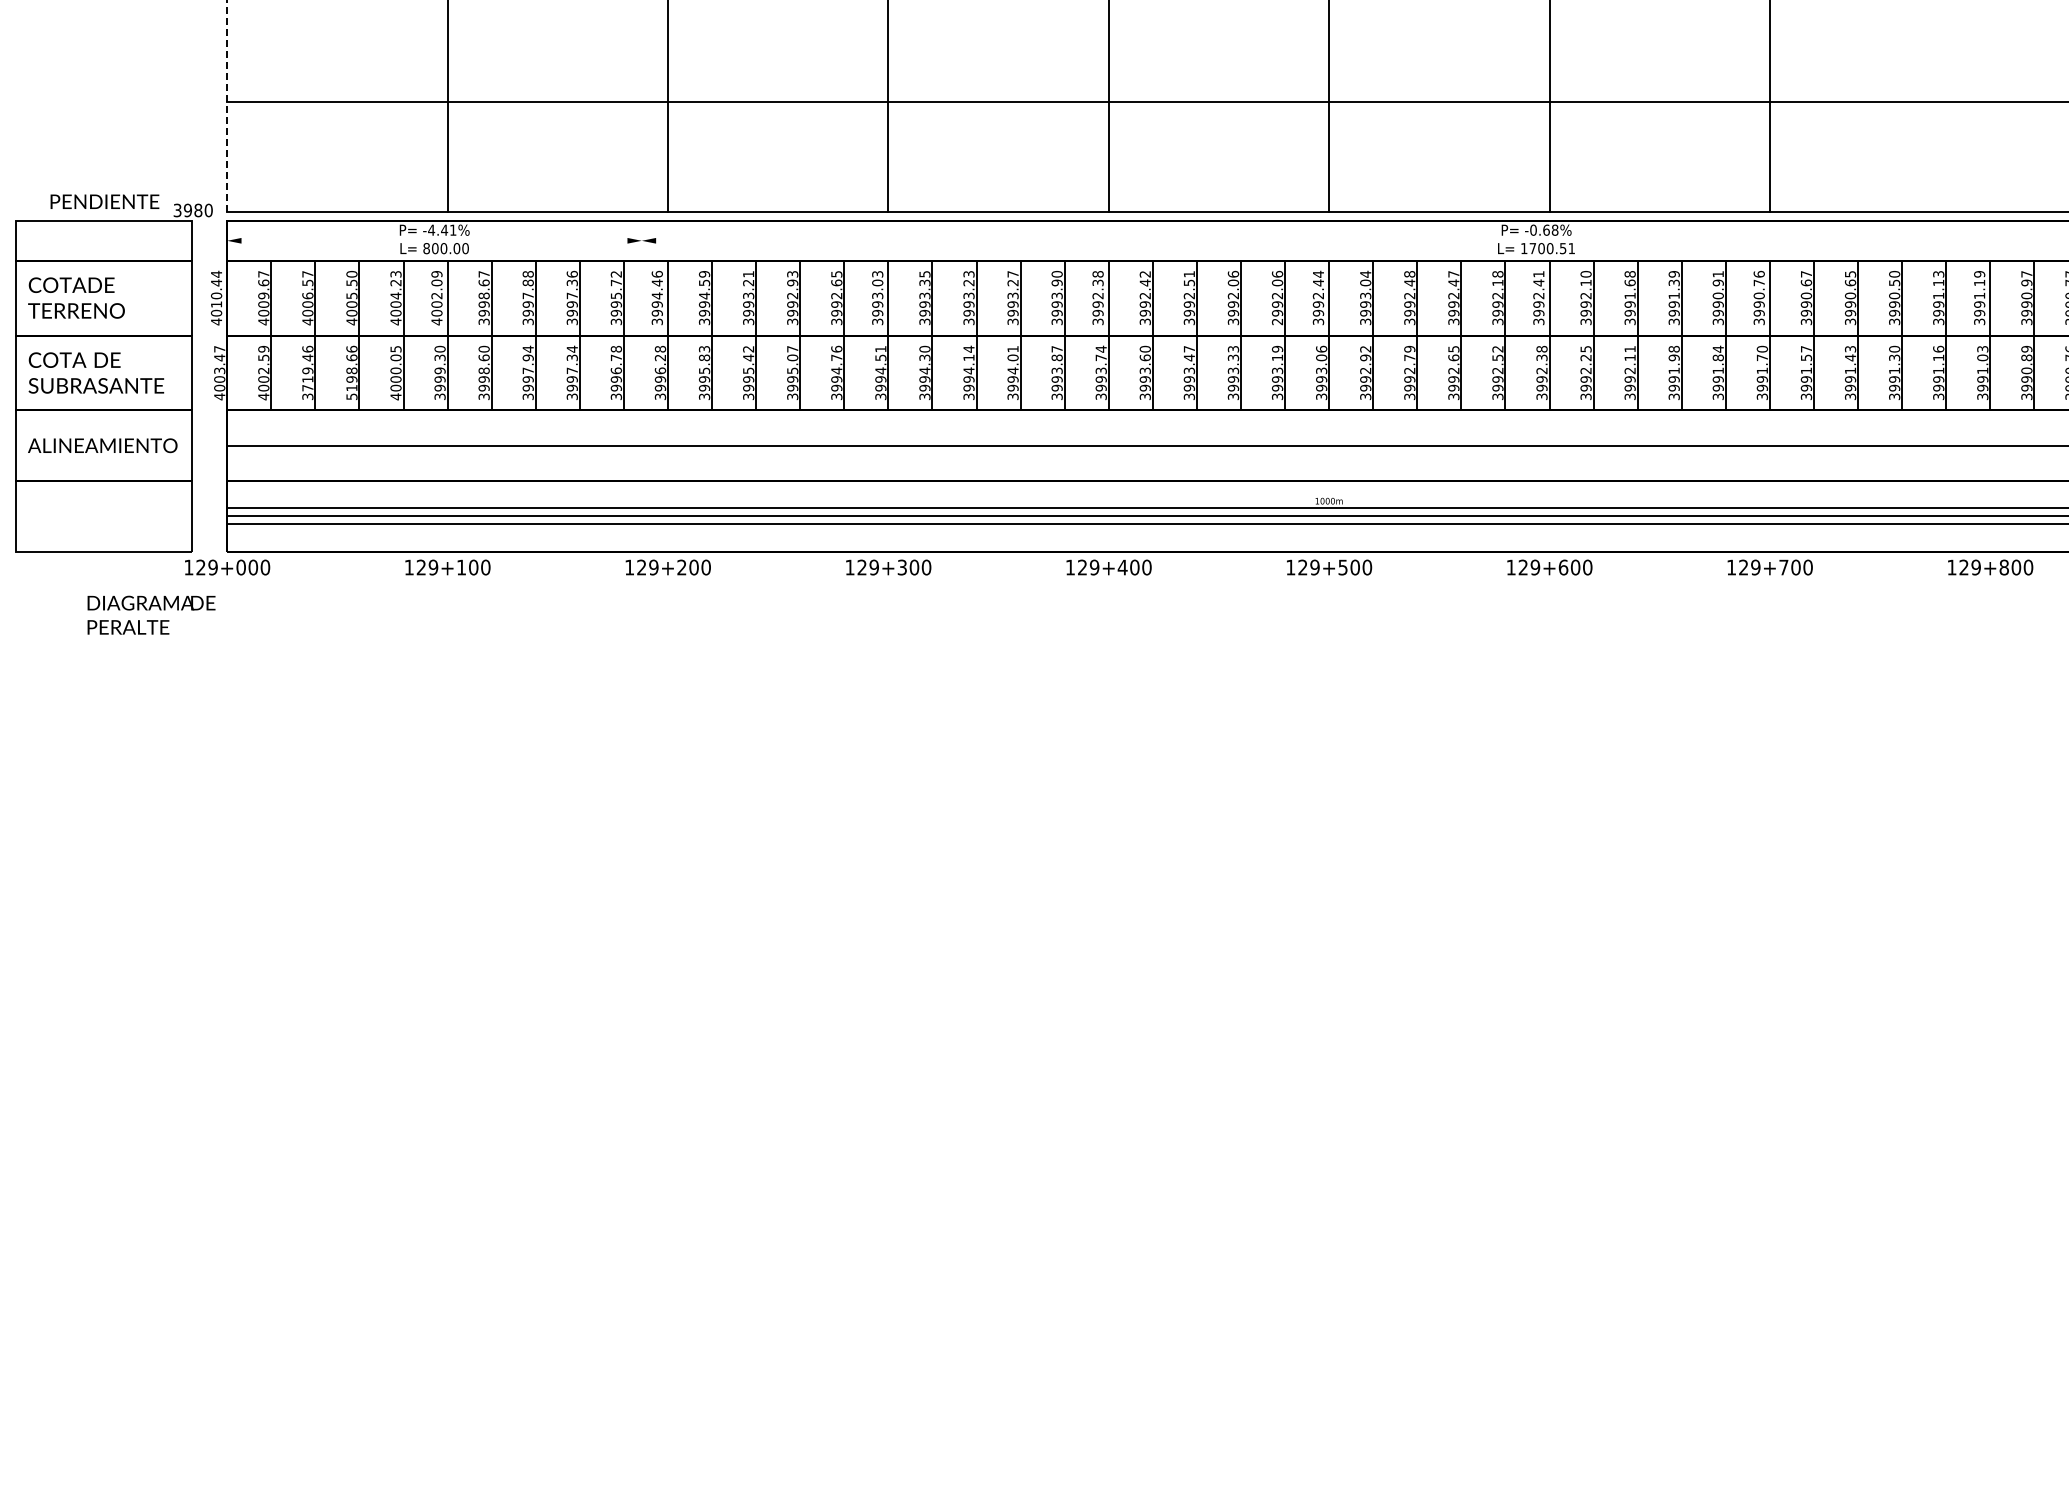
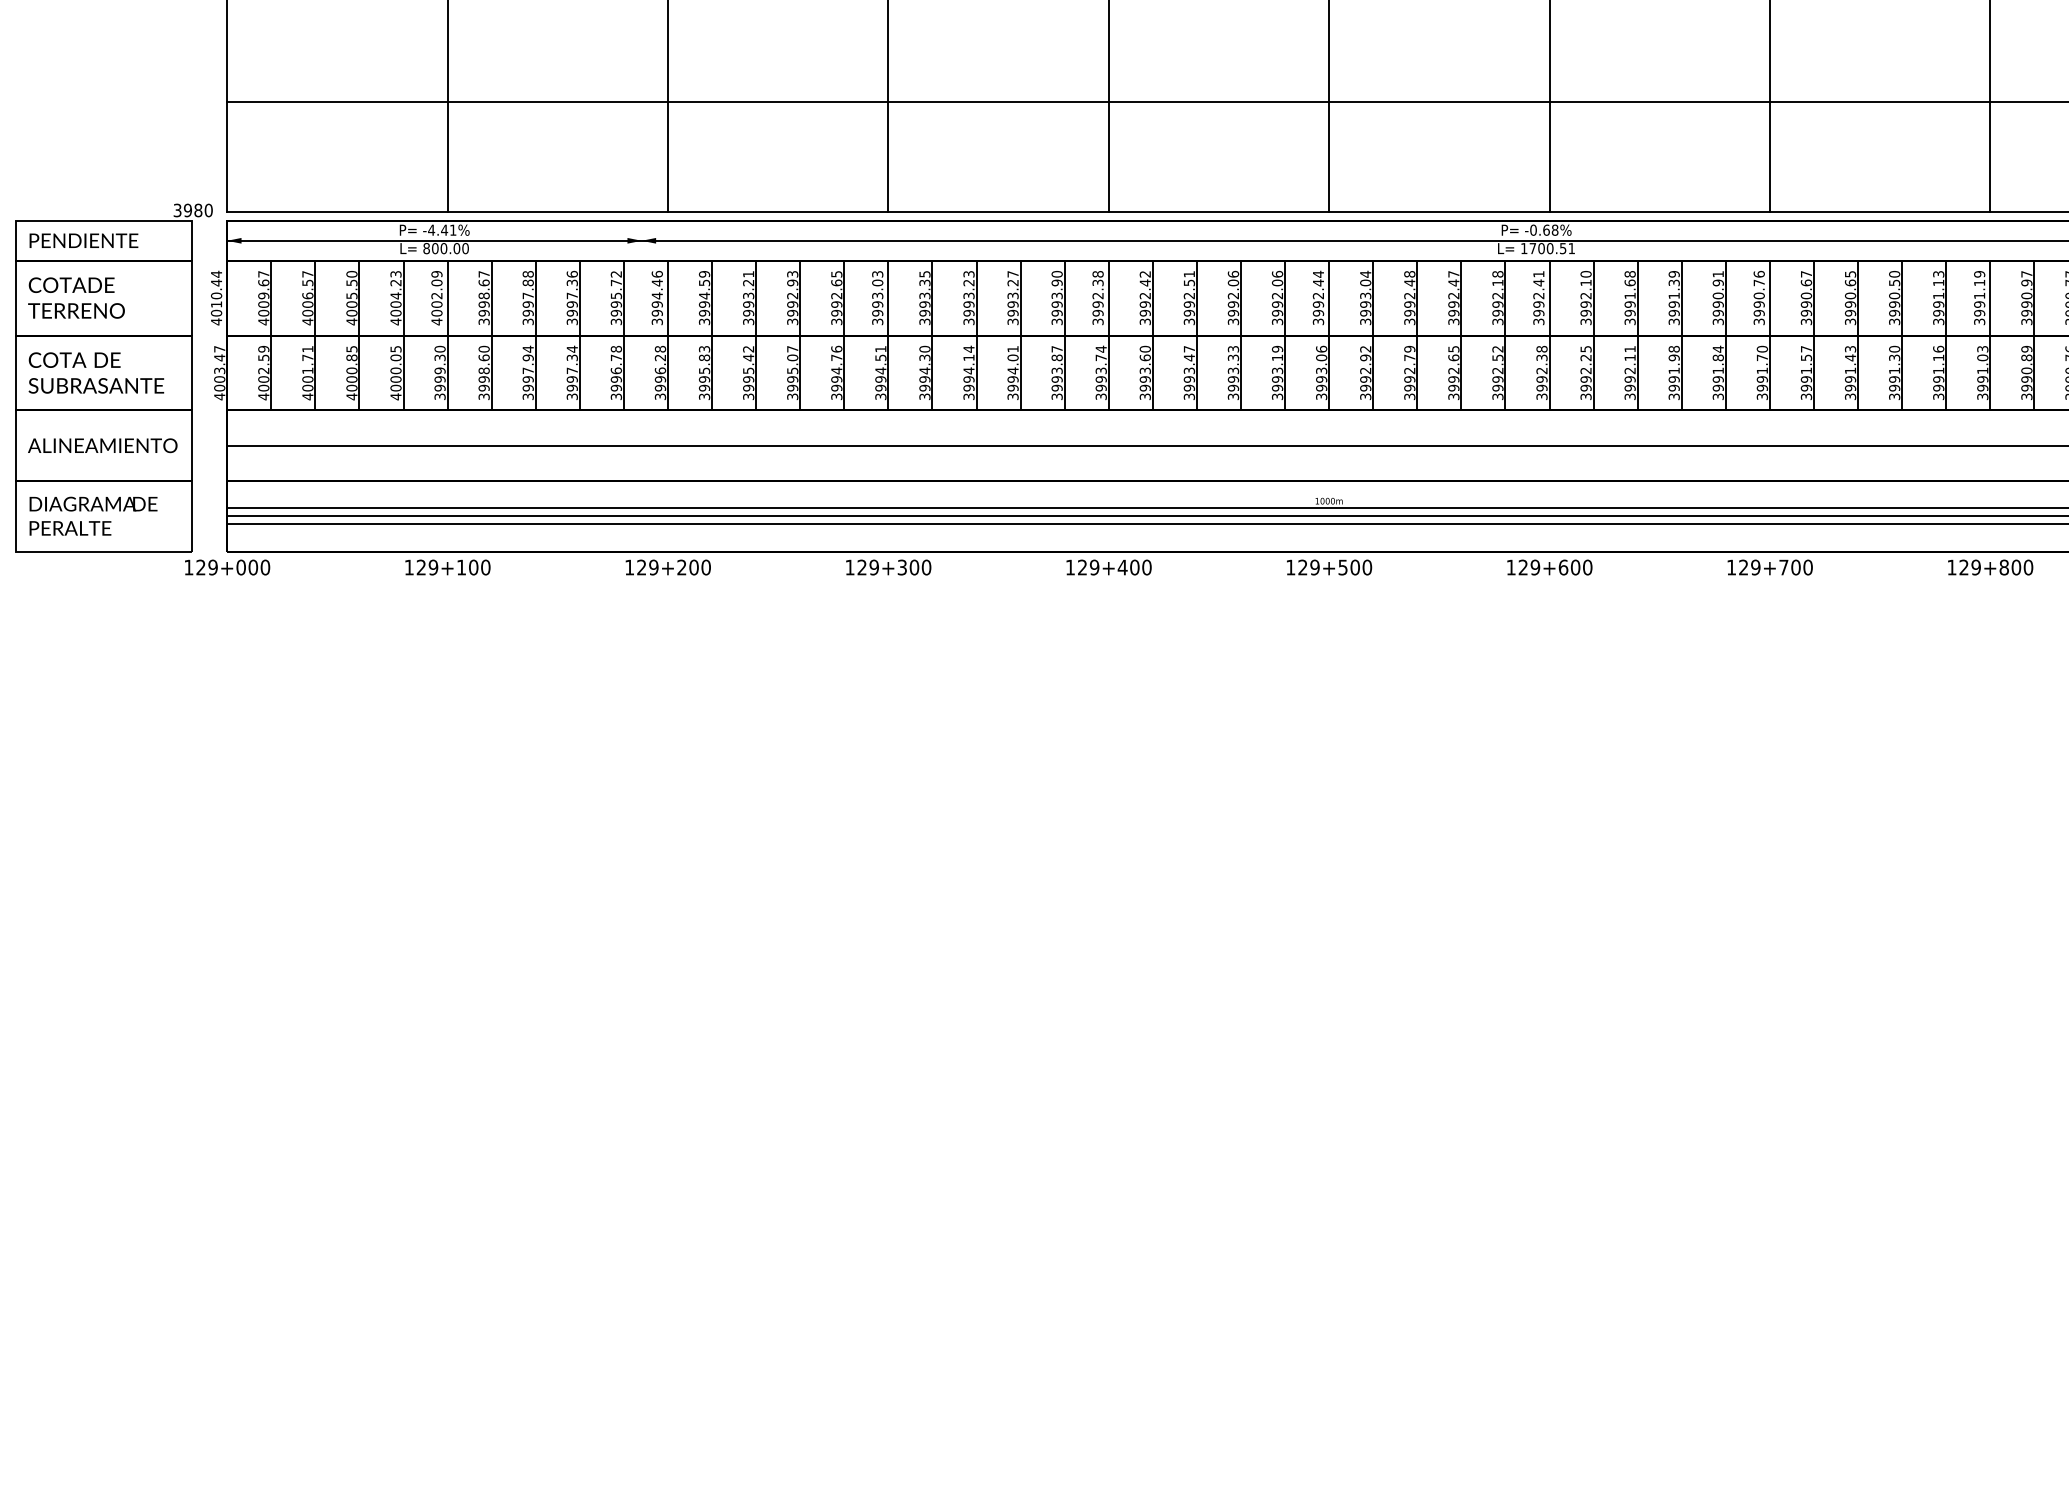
line: dashed -> solid (227, 106)
line: none -> present (1990, 107)
text position: (104, 201) -> (83, 240) (83, 240)
line: none -> present (1146, 240)
text: 2992.06 -> 3992.06 (1278, 321)
text: 3719.46 -> 4001.71 (307, 372)
text: 5198.66 -> 4000.85 (351, 372)
text position: (151, 614) -> (93, 515) (93, 515)
